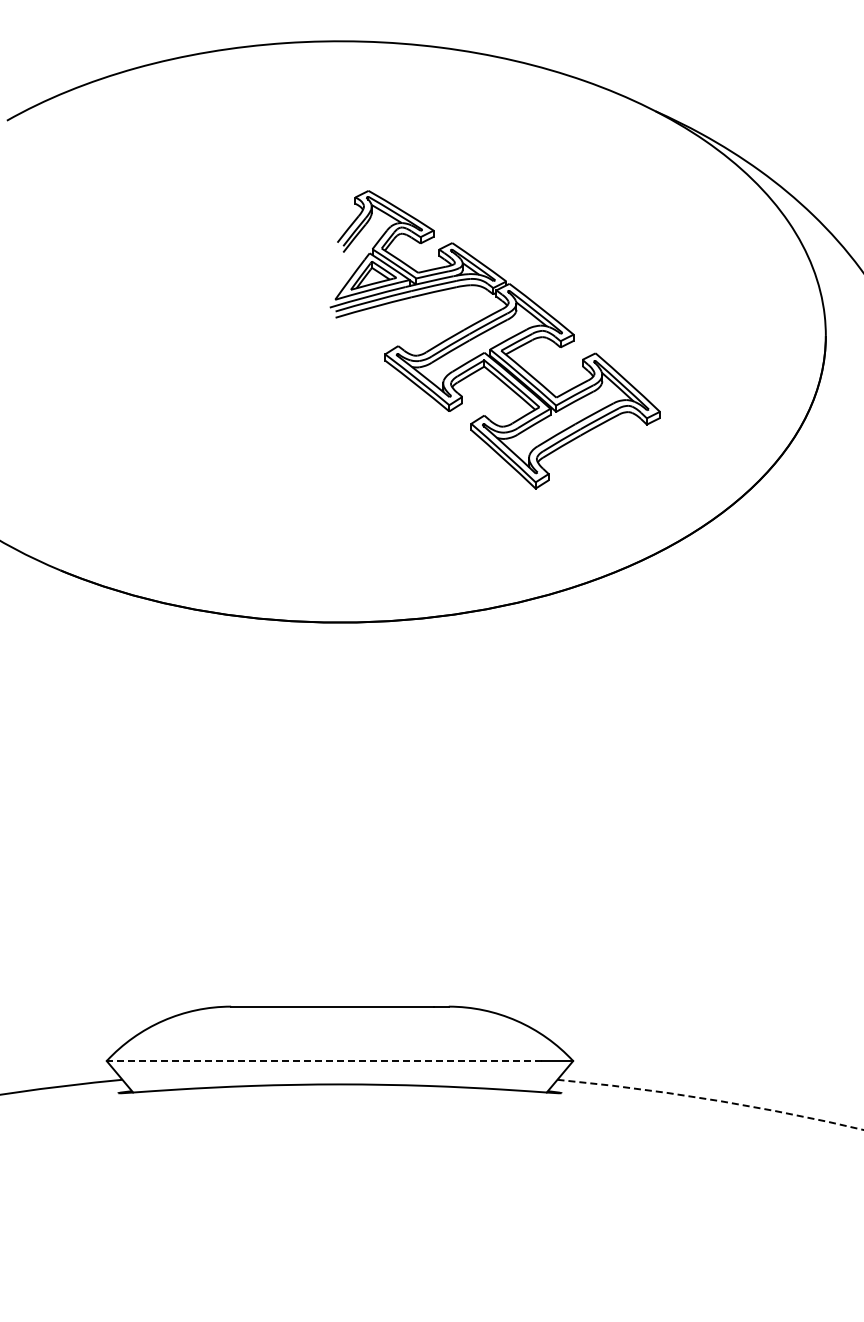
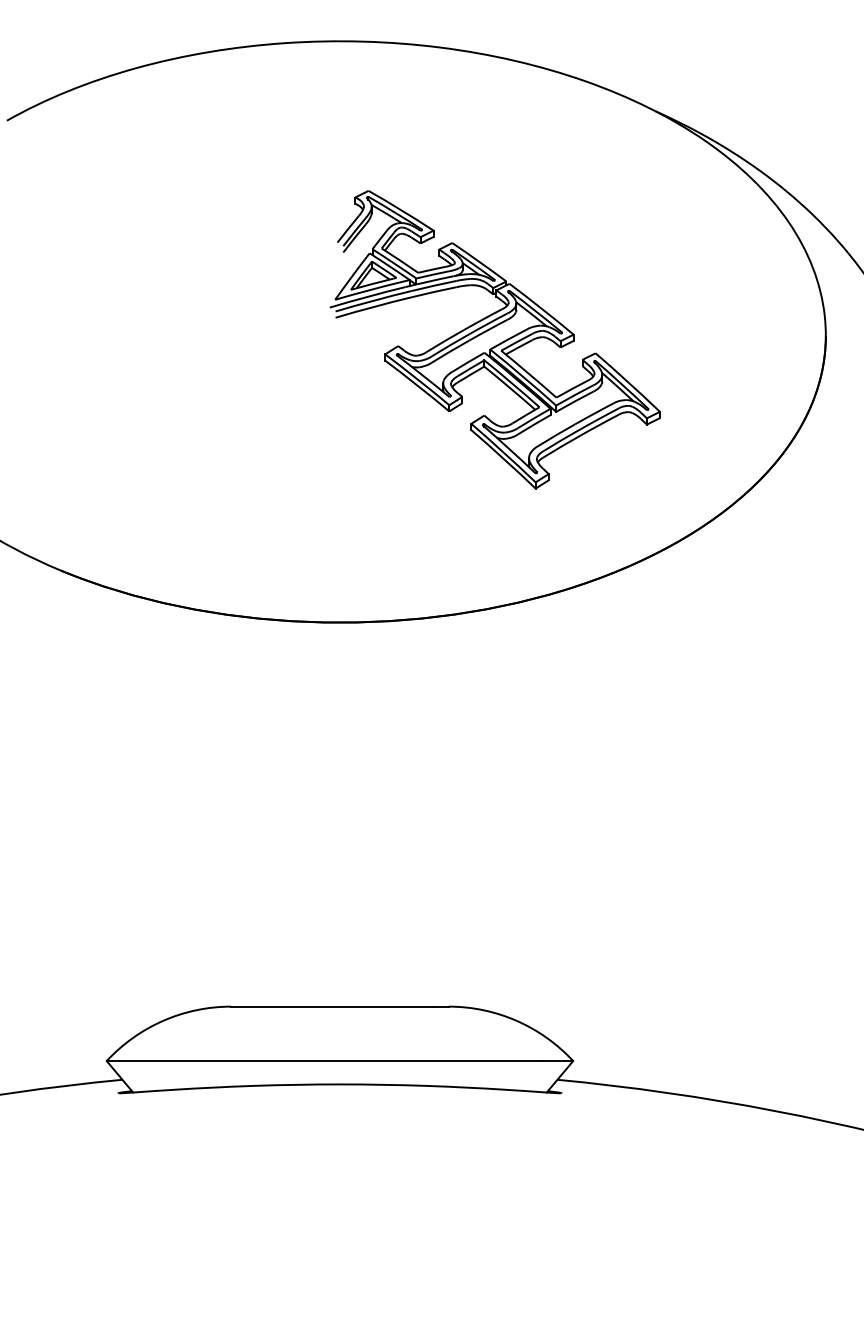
line: dashed -> solid (324, 1061)
arc: dashed -> solid (713, 1100)
